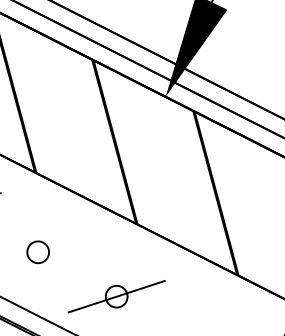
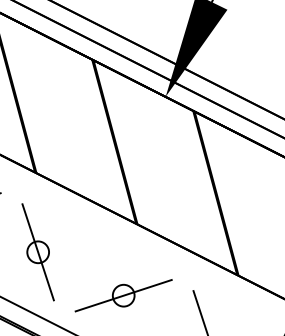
line: none -> present (37, 252)
part position: (116, 296) -> (123, 295) (123, 295)
line: none -> present (200, 311)
